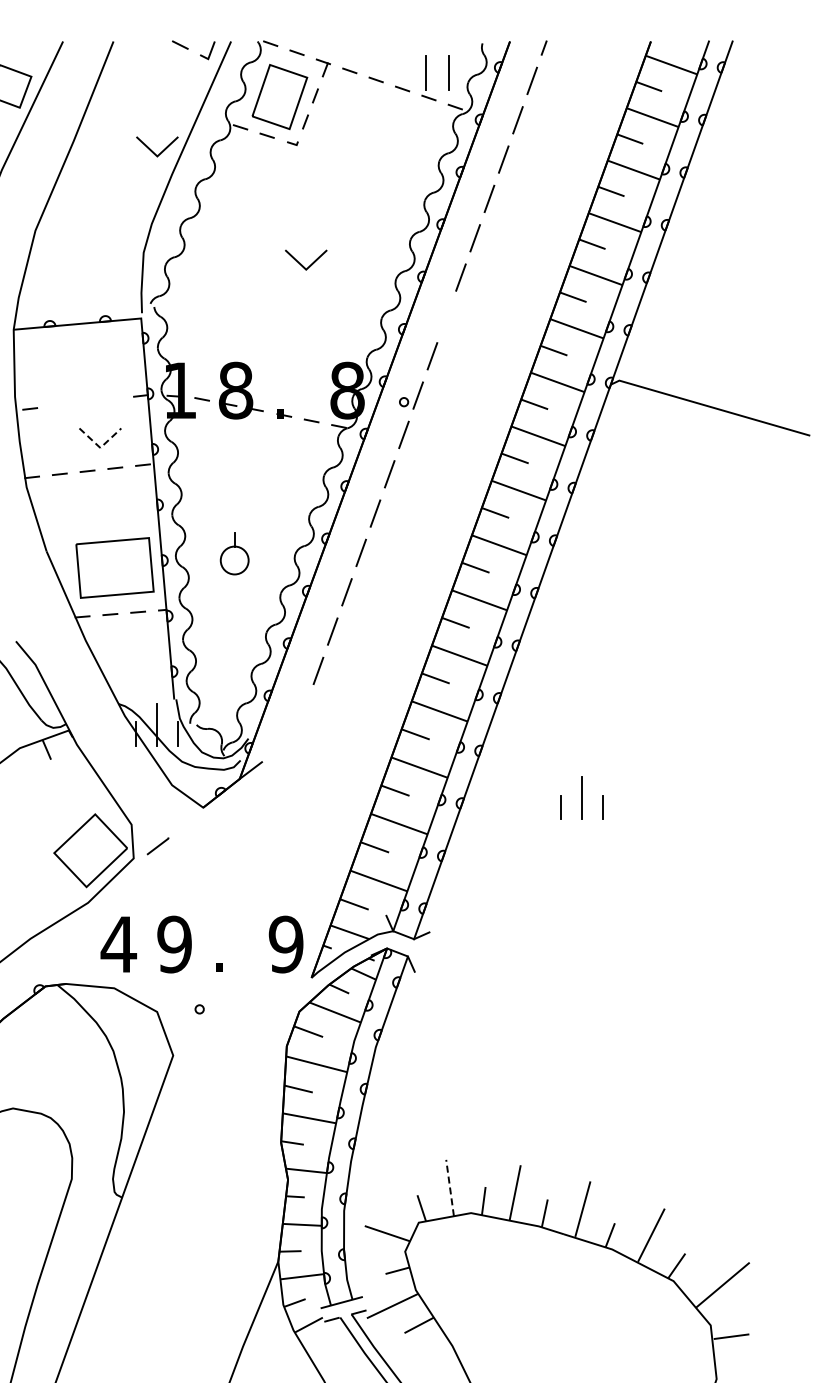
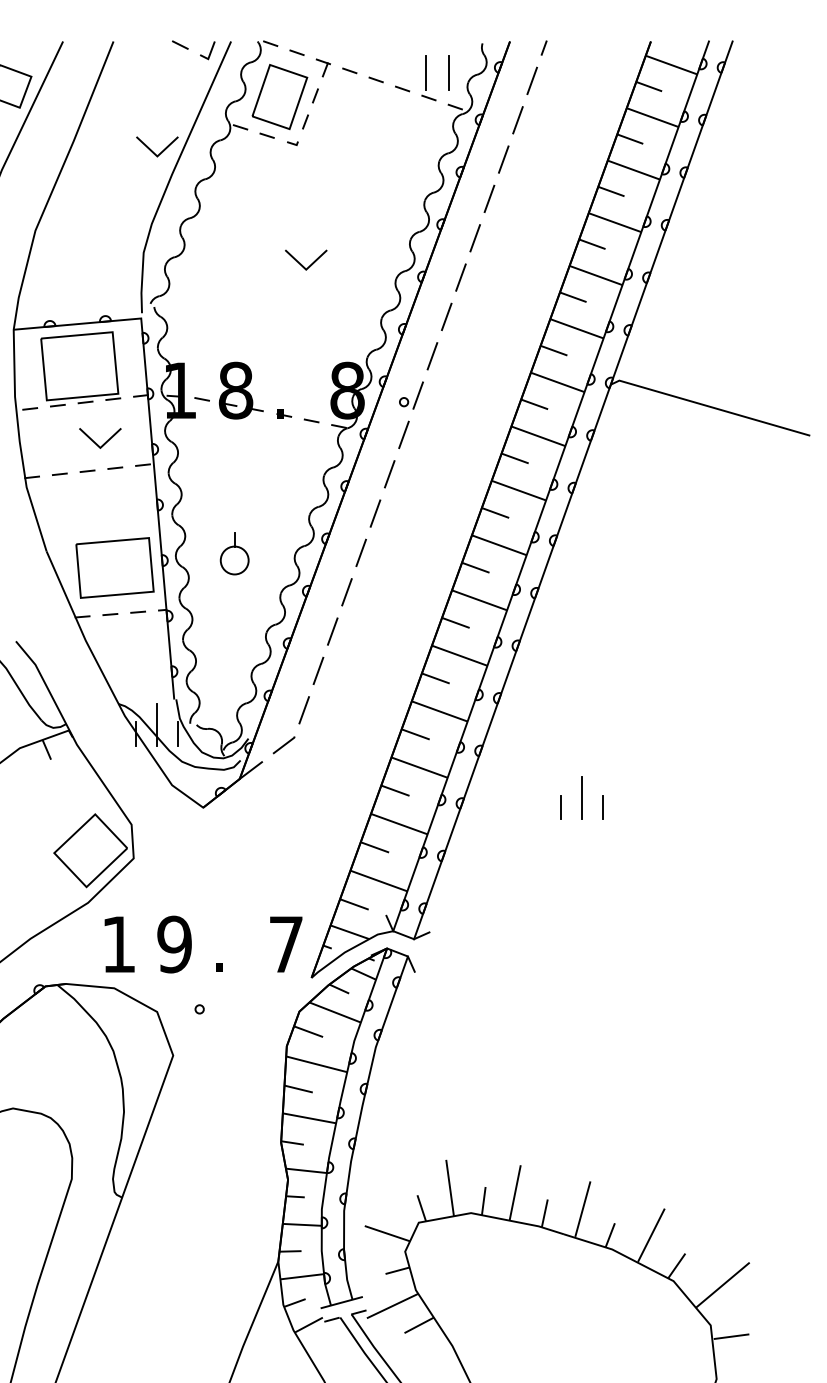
line: none -> present (446, 316)
part: none -> present (80, 369)
line: dashed -> solid (100, 447)
line: none -> present (303, 710)
line position: (157, 846) -> (283, 745) (283, 745)
text: 4 -> 1 (118, 944)
text: 9 -> 7 (285, 944)
line: dashed -> solid (450, 1187)
